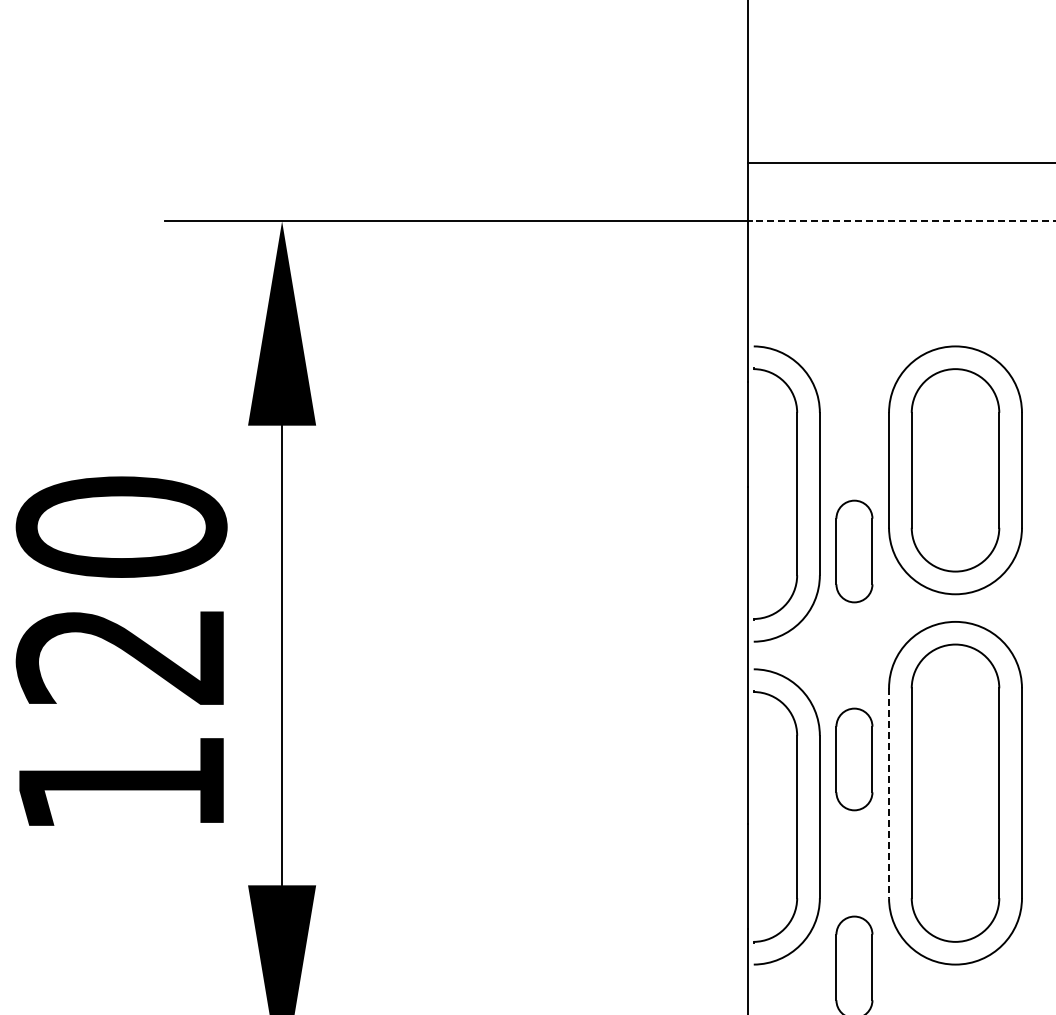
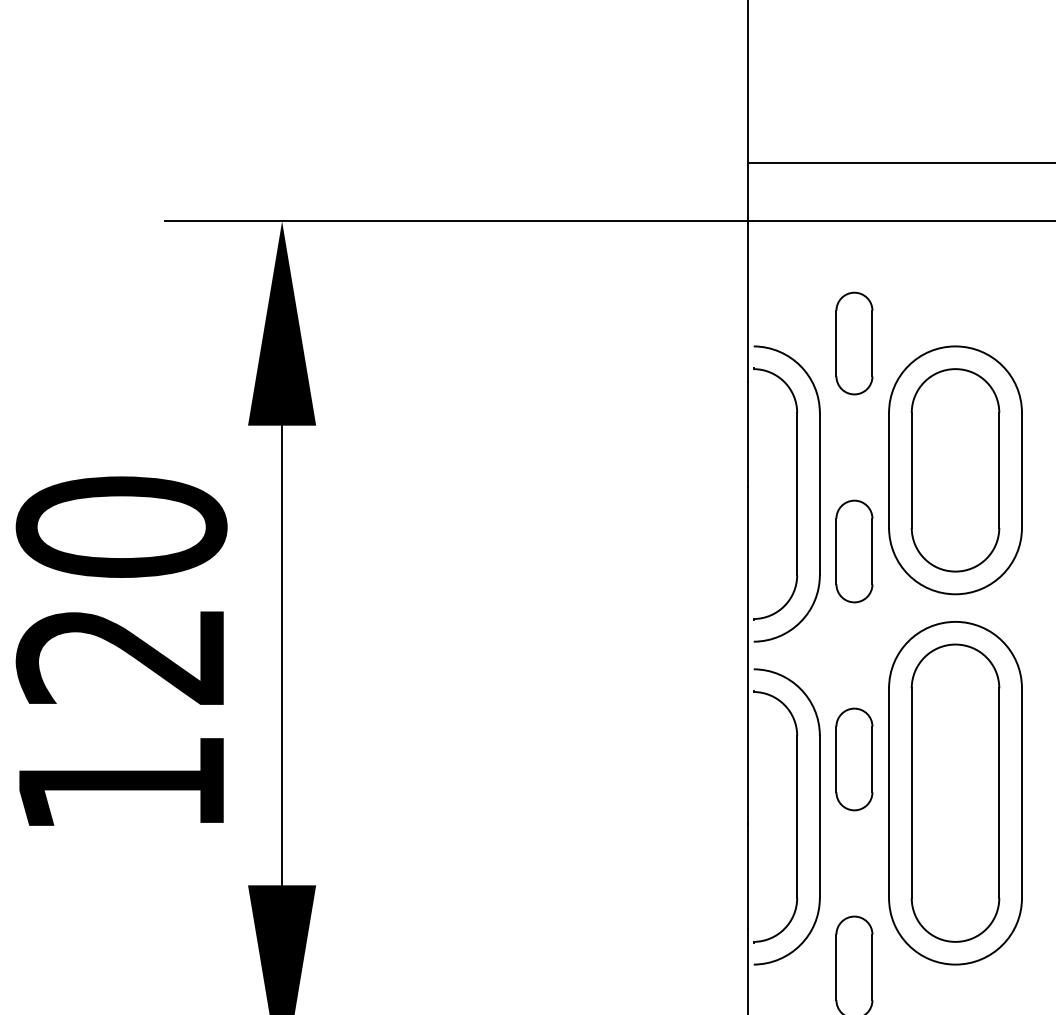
line: dashed -> solid (903, 221)
part: none -> present (854, 343)
line: dashed -> solid (889, 793)
